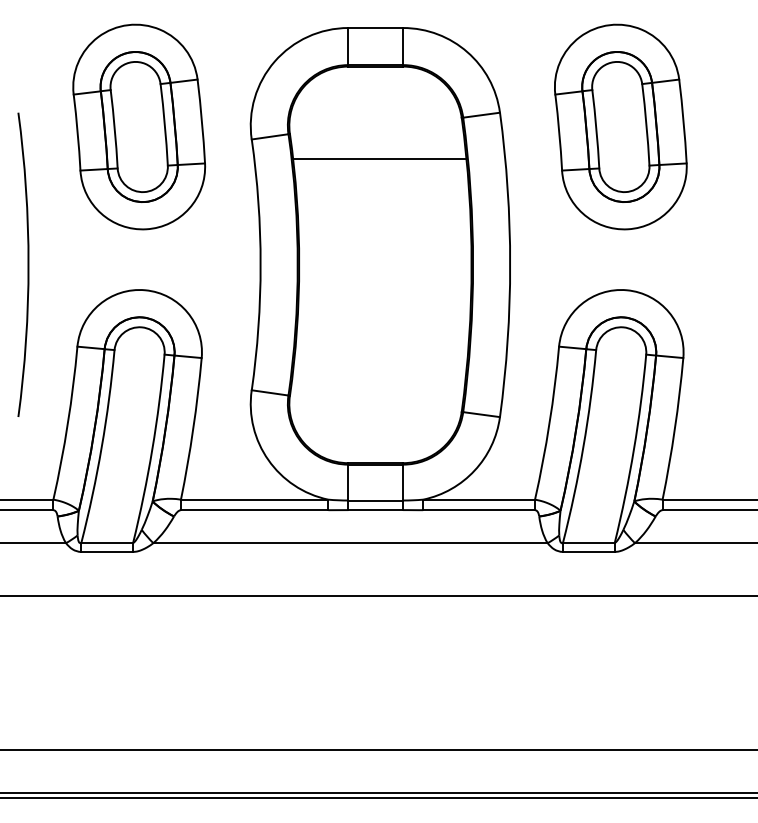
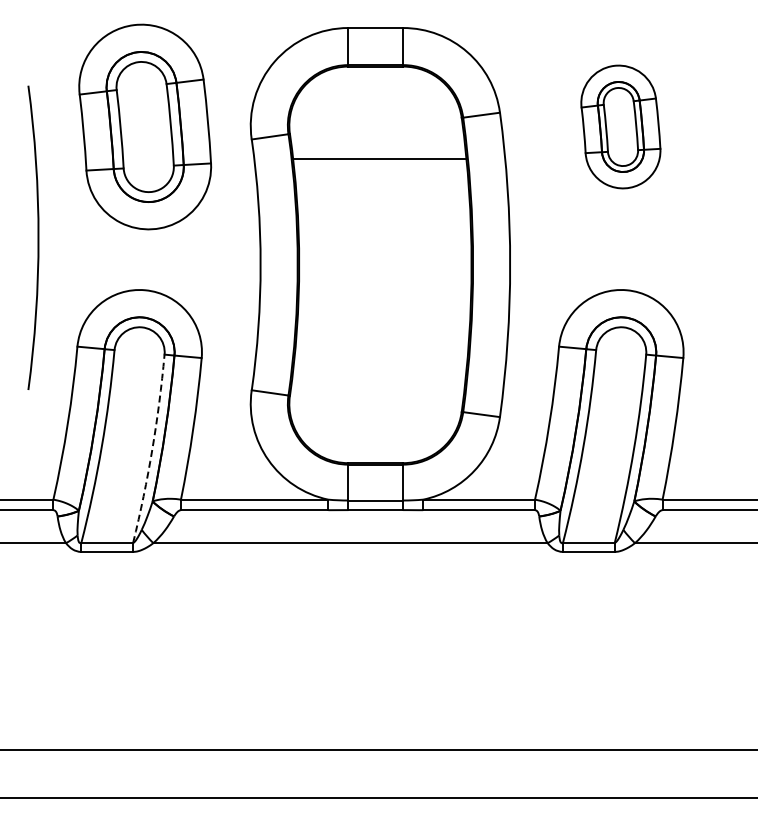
part position: (139, 126) -> (145, 126) (145, 126)
part size: 134x208 px -> 82x126 px (620, 126)
arc position: (27, 264) -> (37, 237) (37, 237)
arc: solid -> dashed (152, 449)
line: present -> none (378, 596)
line: present -> none (378, 793)
